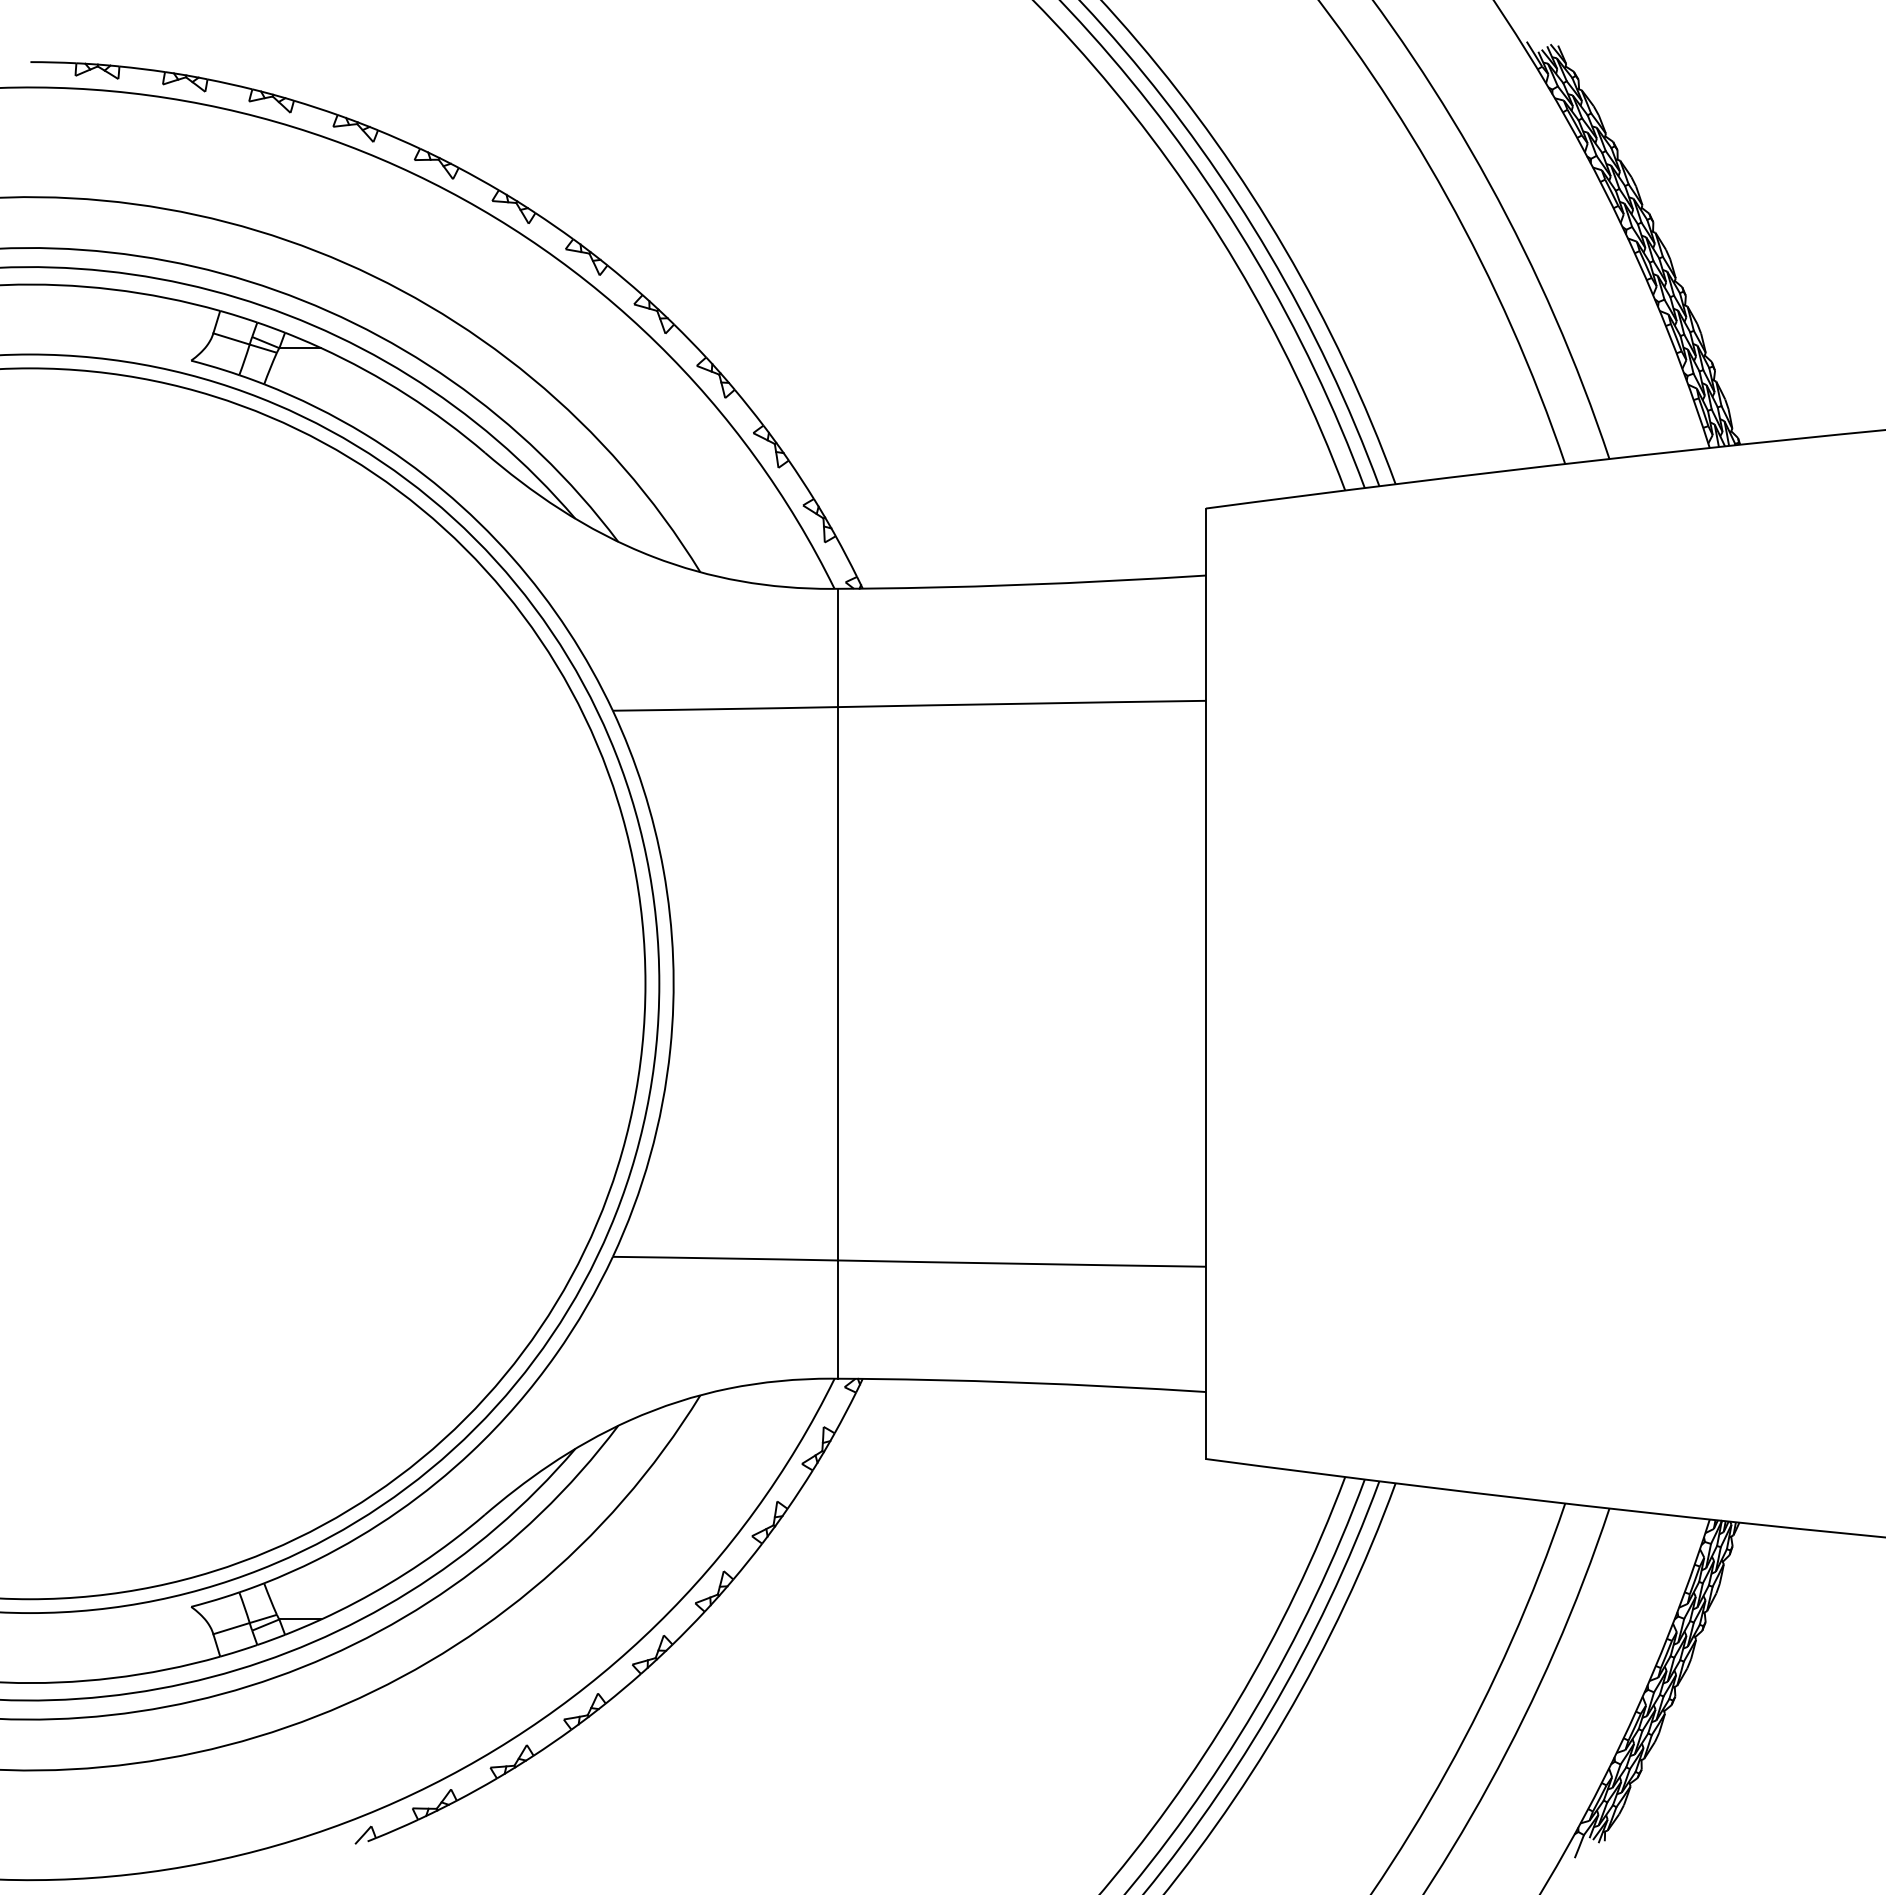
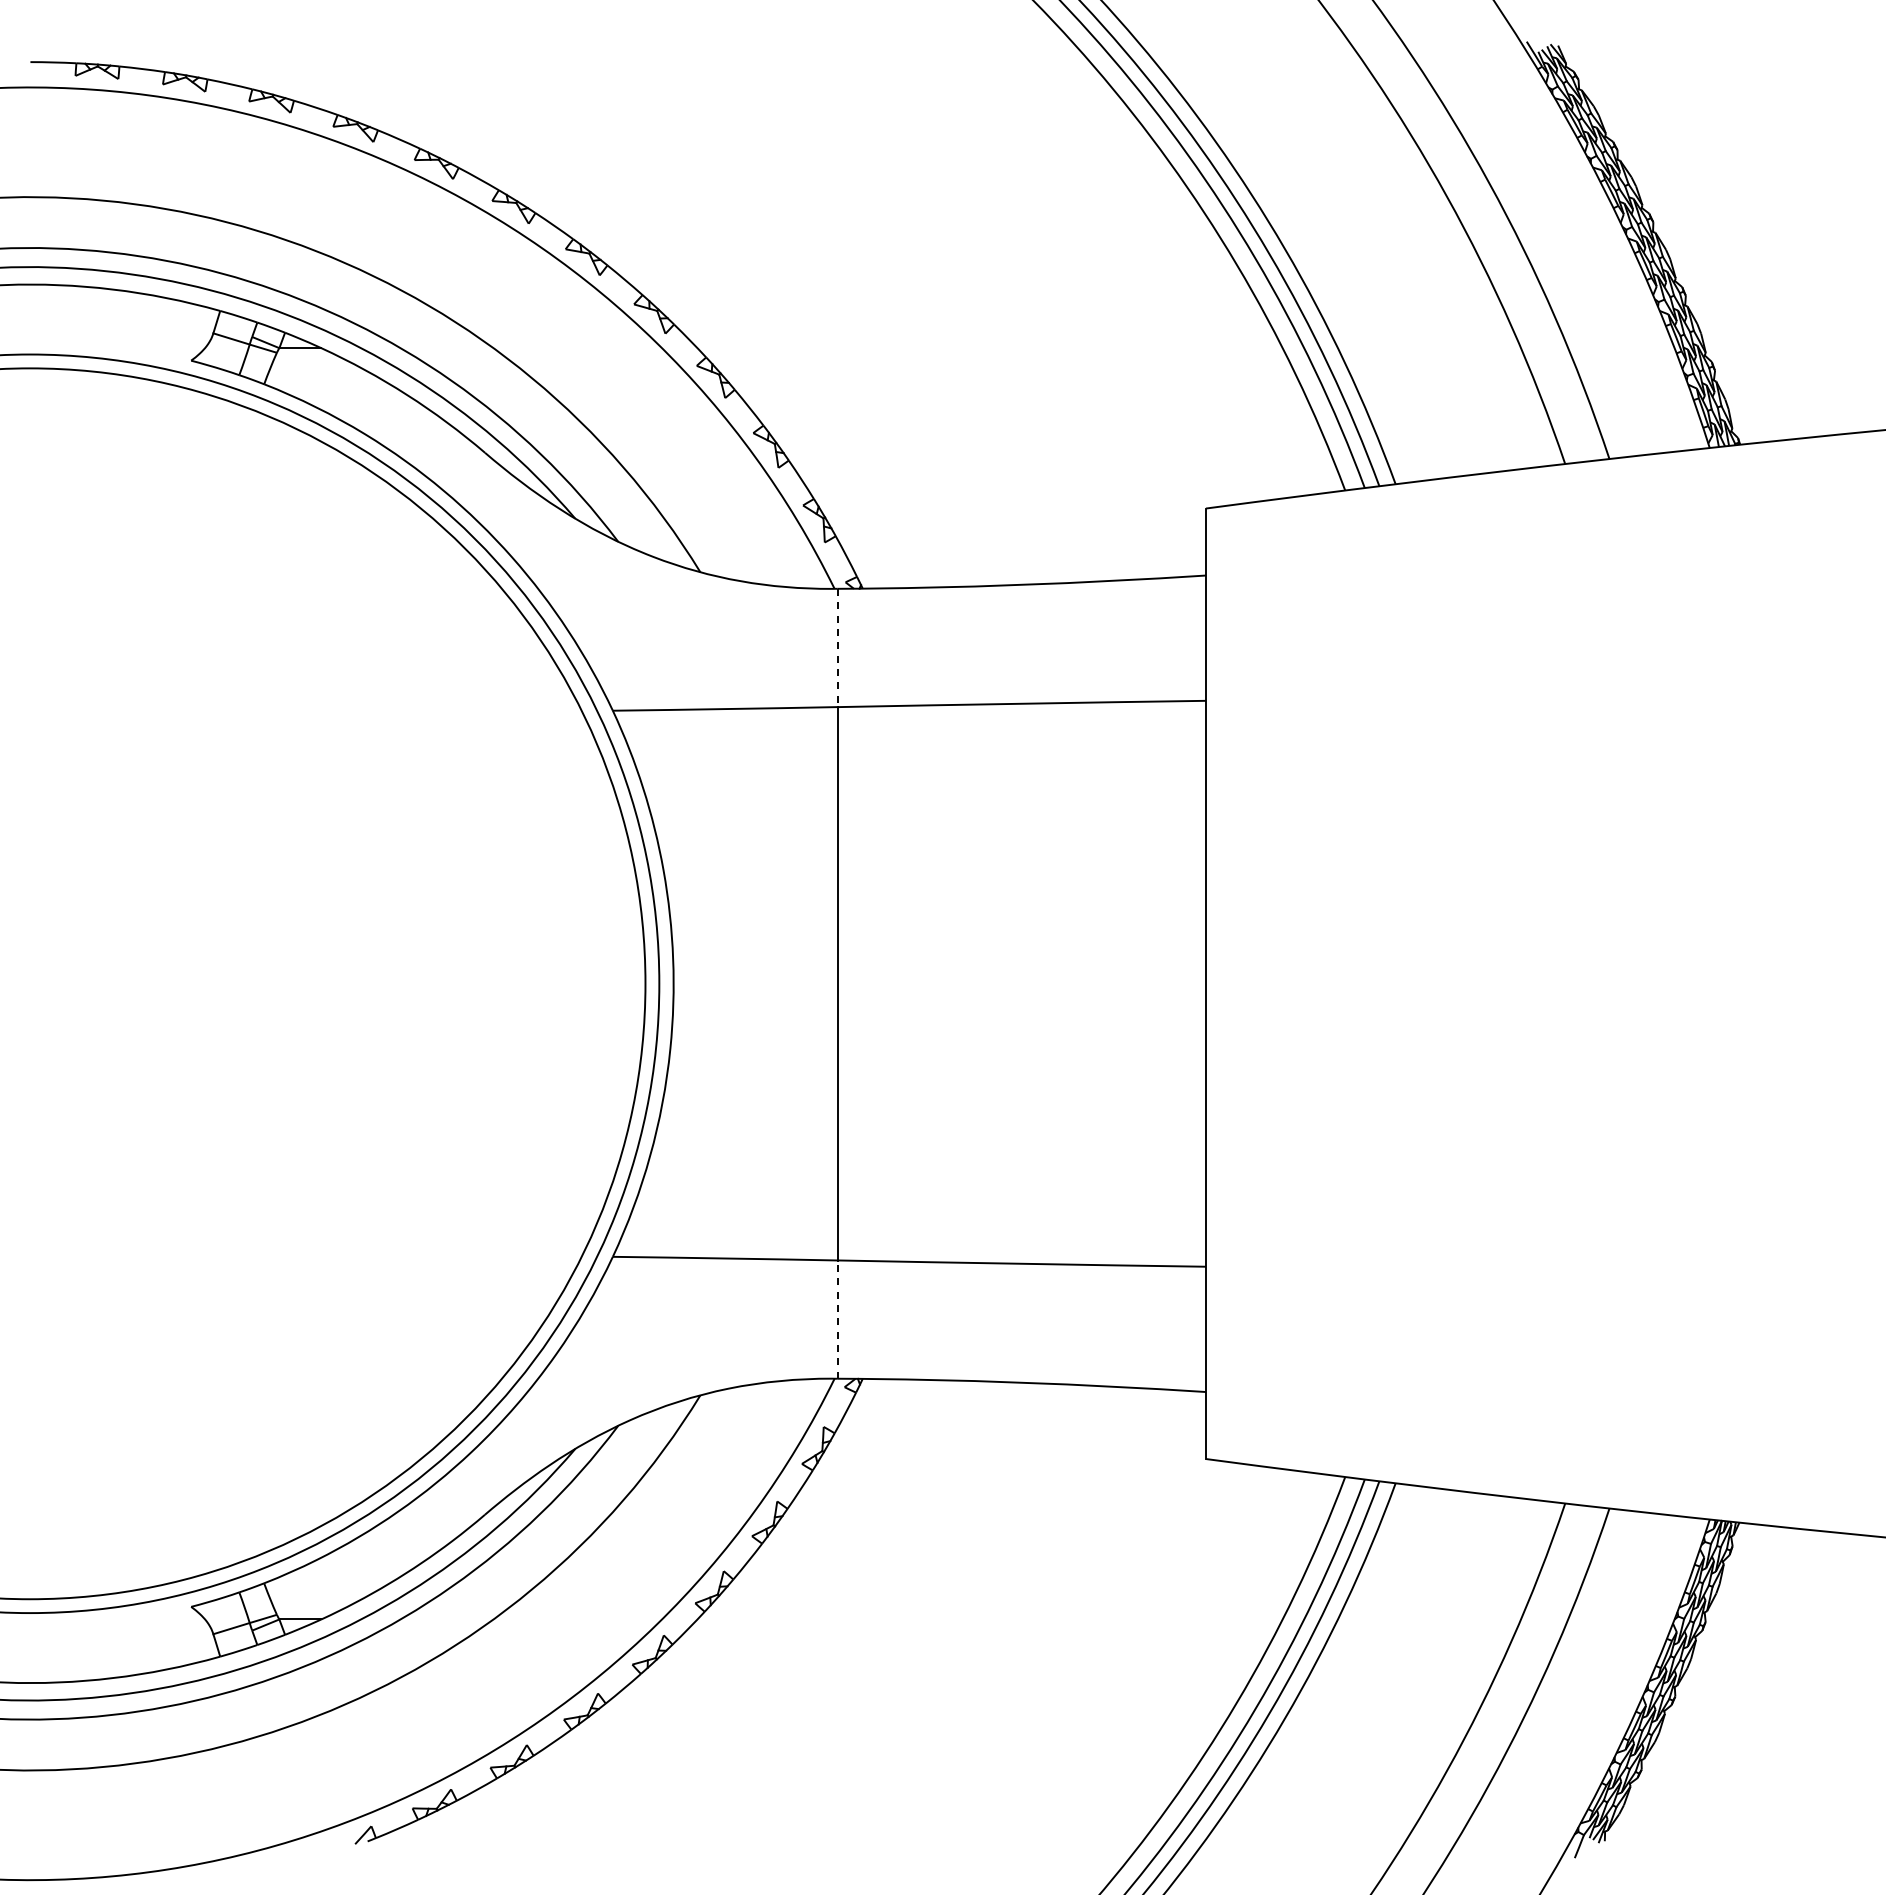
line: solid -> dashed (837, 648)
line: solid -> dashed (837, 1319)
